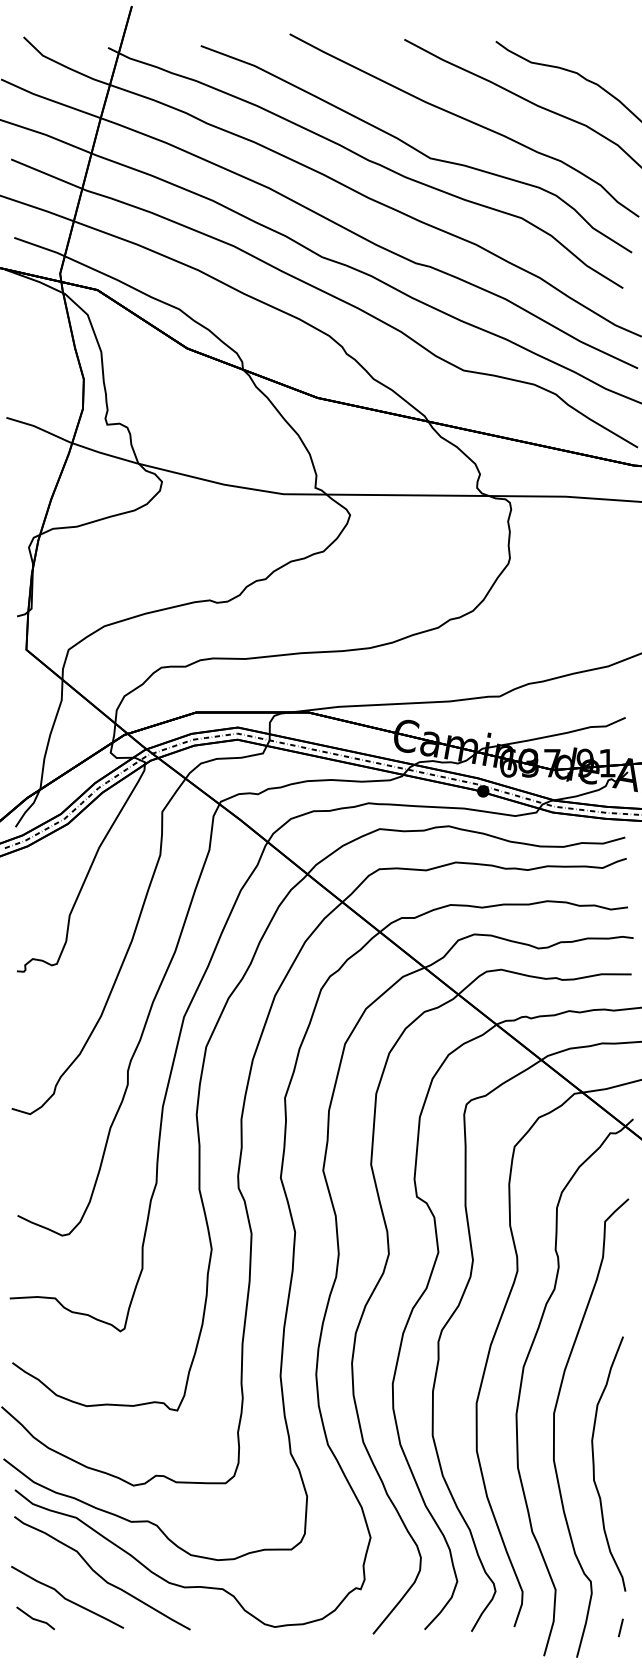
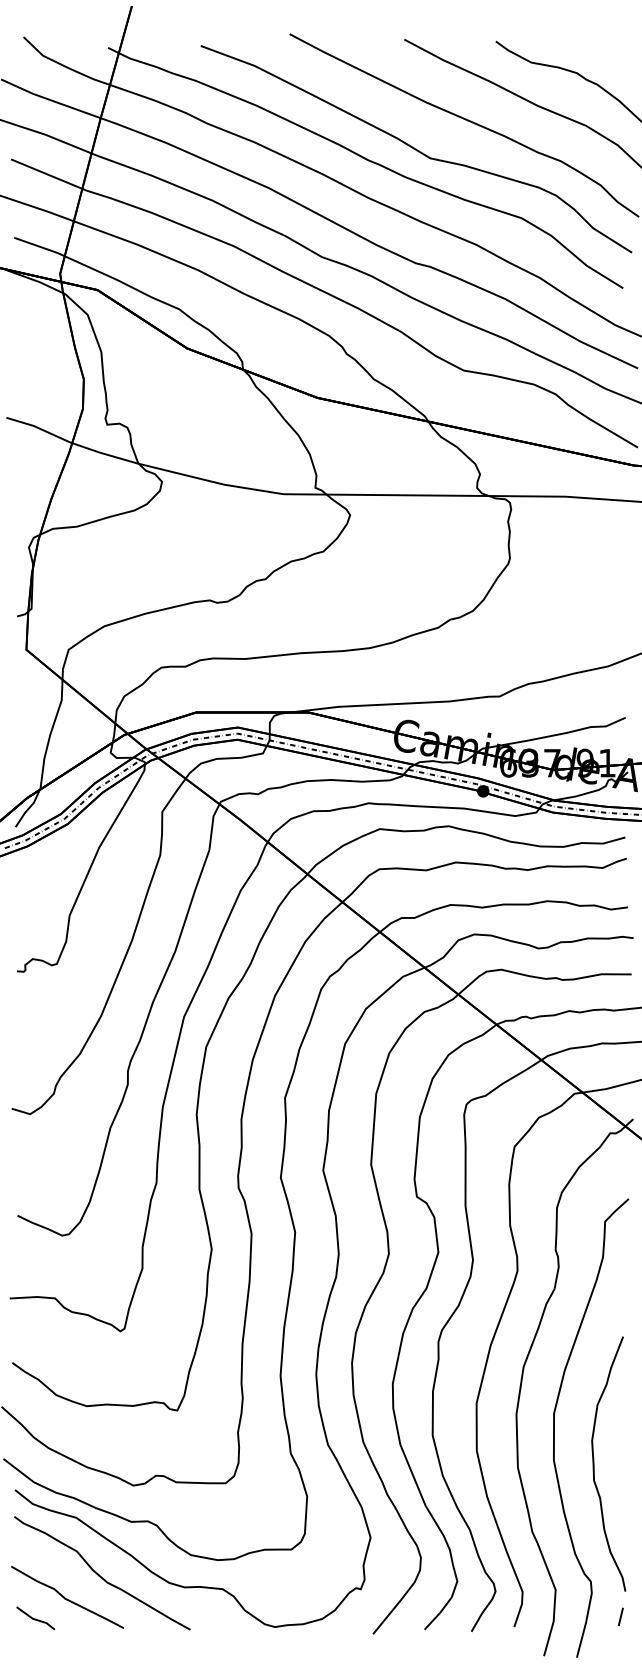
line position: (620, 1627) -> (620, 1616) (620, 1616)
